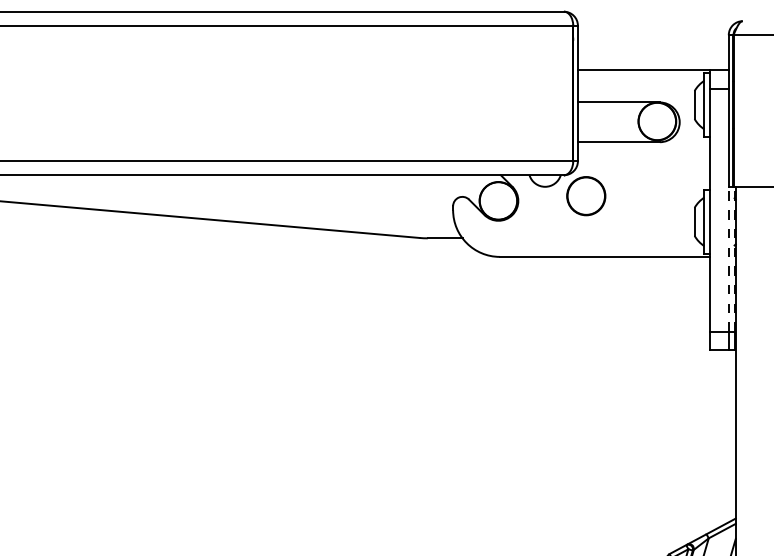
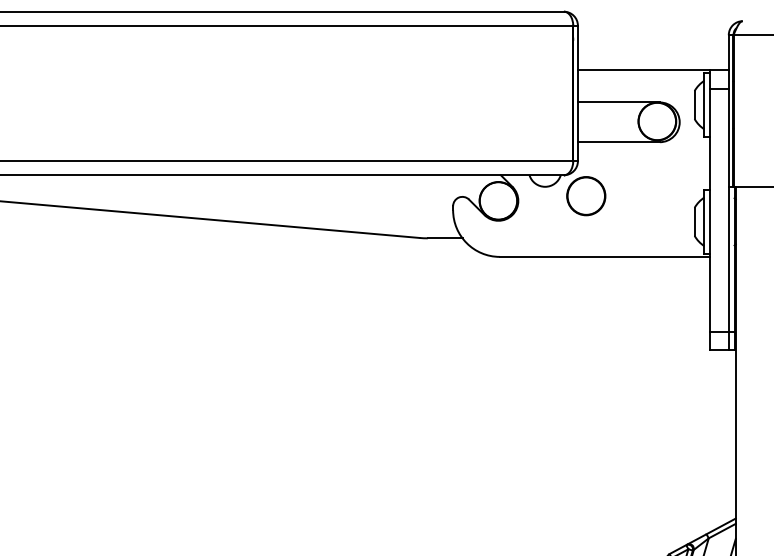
line: dashed -> solid (728, 258)
line: dashed -> solid (734, 258)
